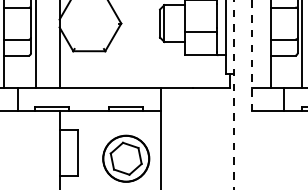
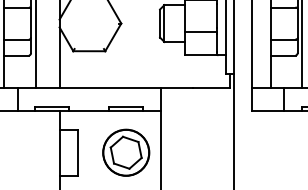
line: dashed -> solid (252, 55)
line: dashed -> solid (233, 94)
part position: (126, 158) -> (126, 152) (126, 152)
